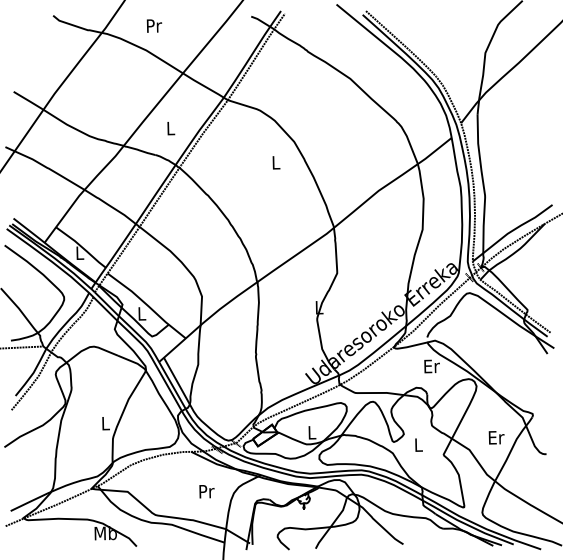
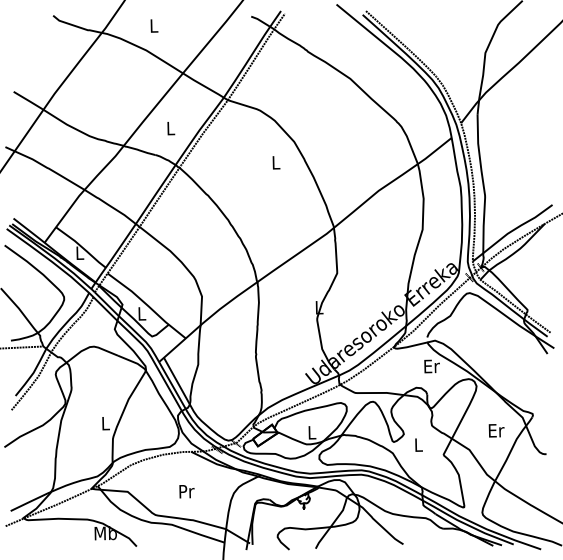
text: Pr -> L (154, 25)
text position: (496, 437) -> (496, 430) (496, 430)
text position: (206, 491) -> (186, 491) (186, 491)
